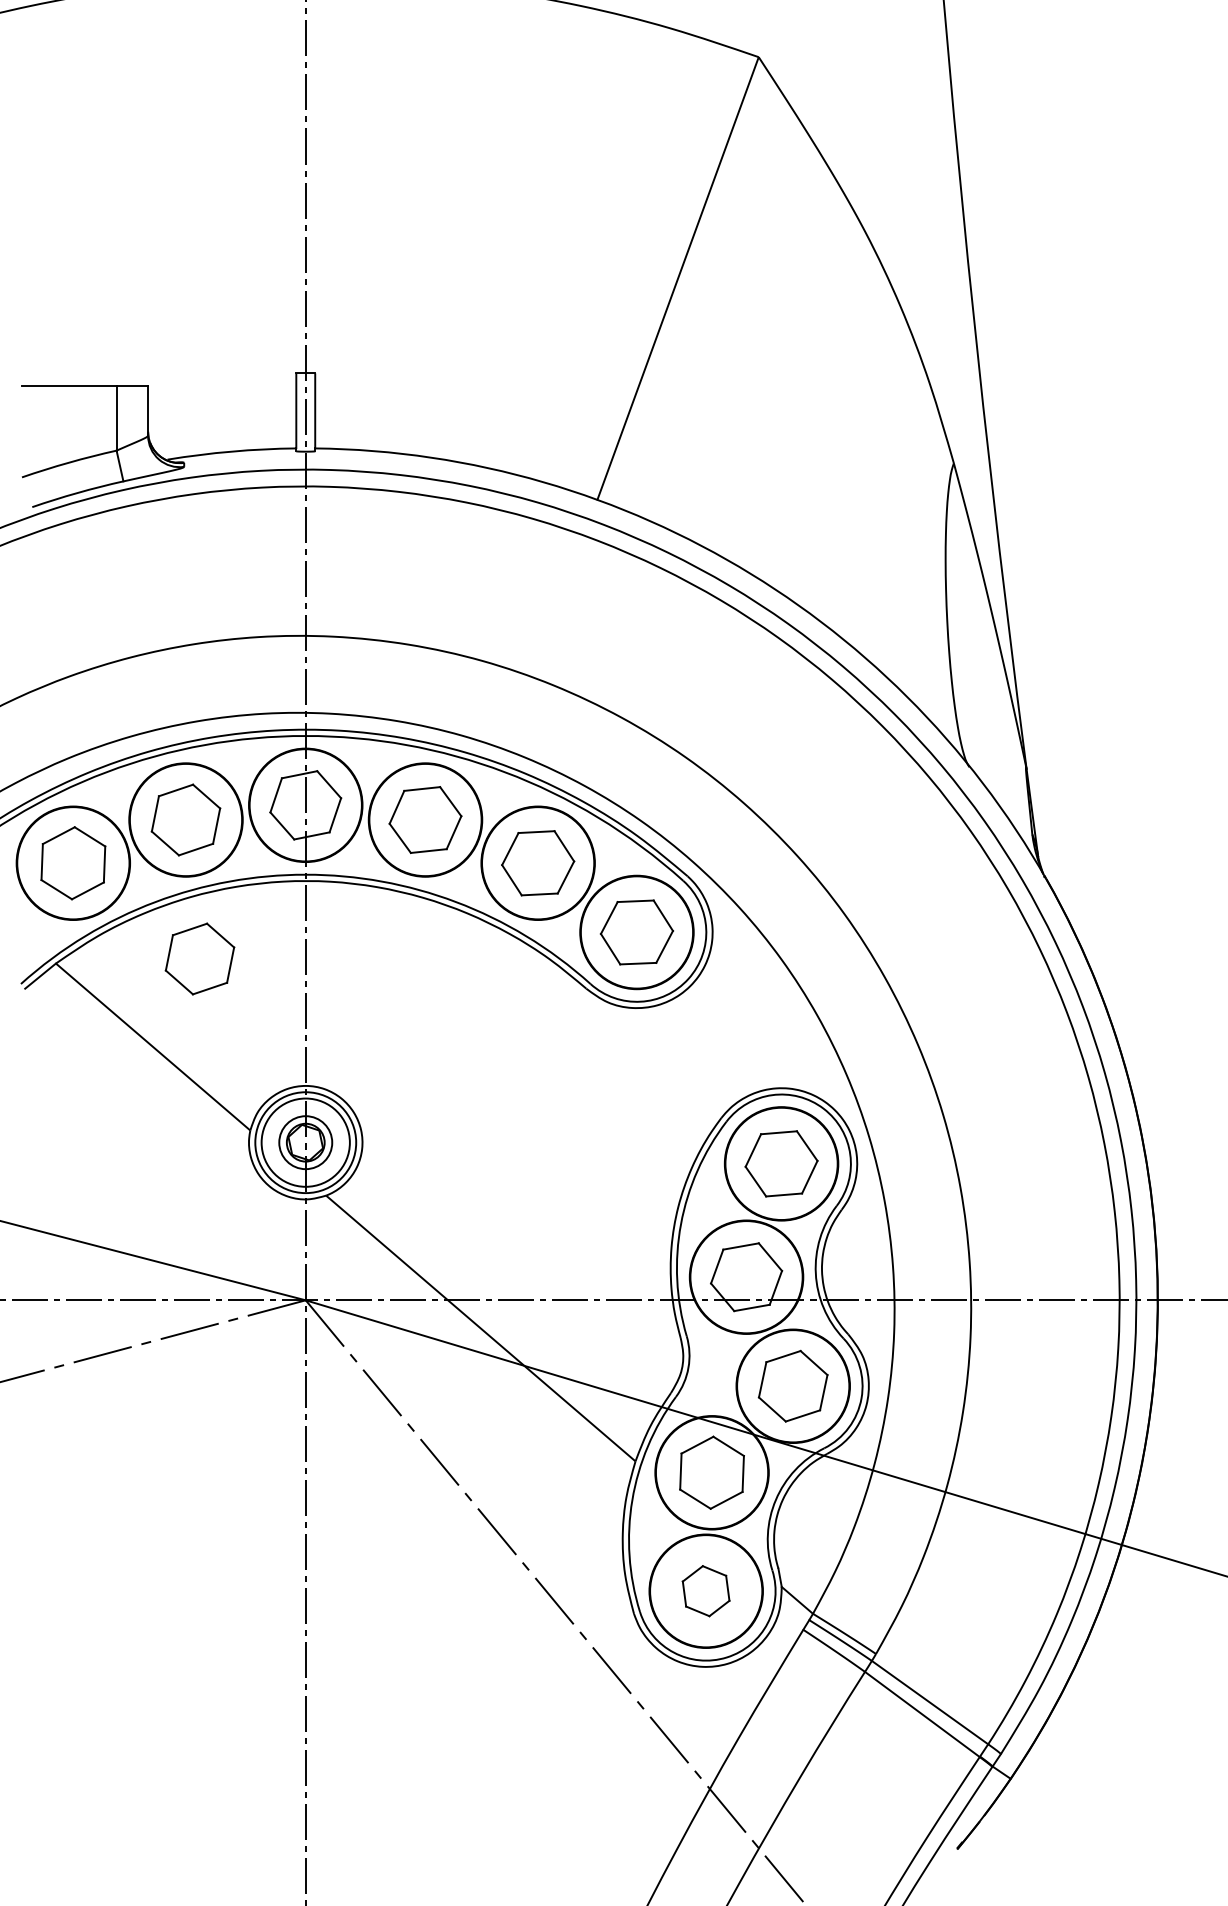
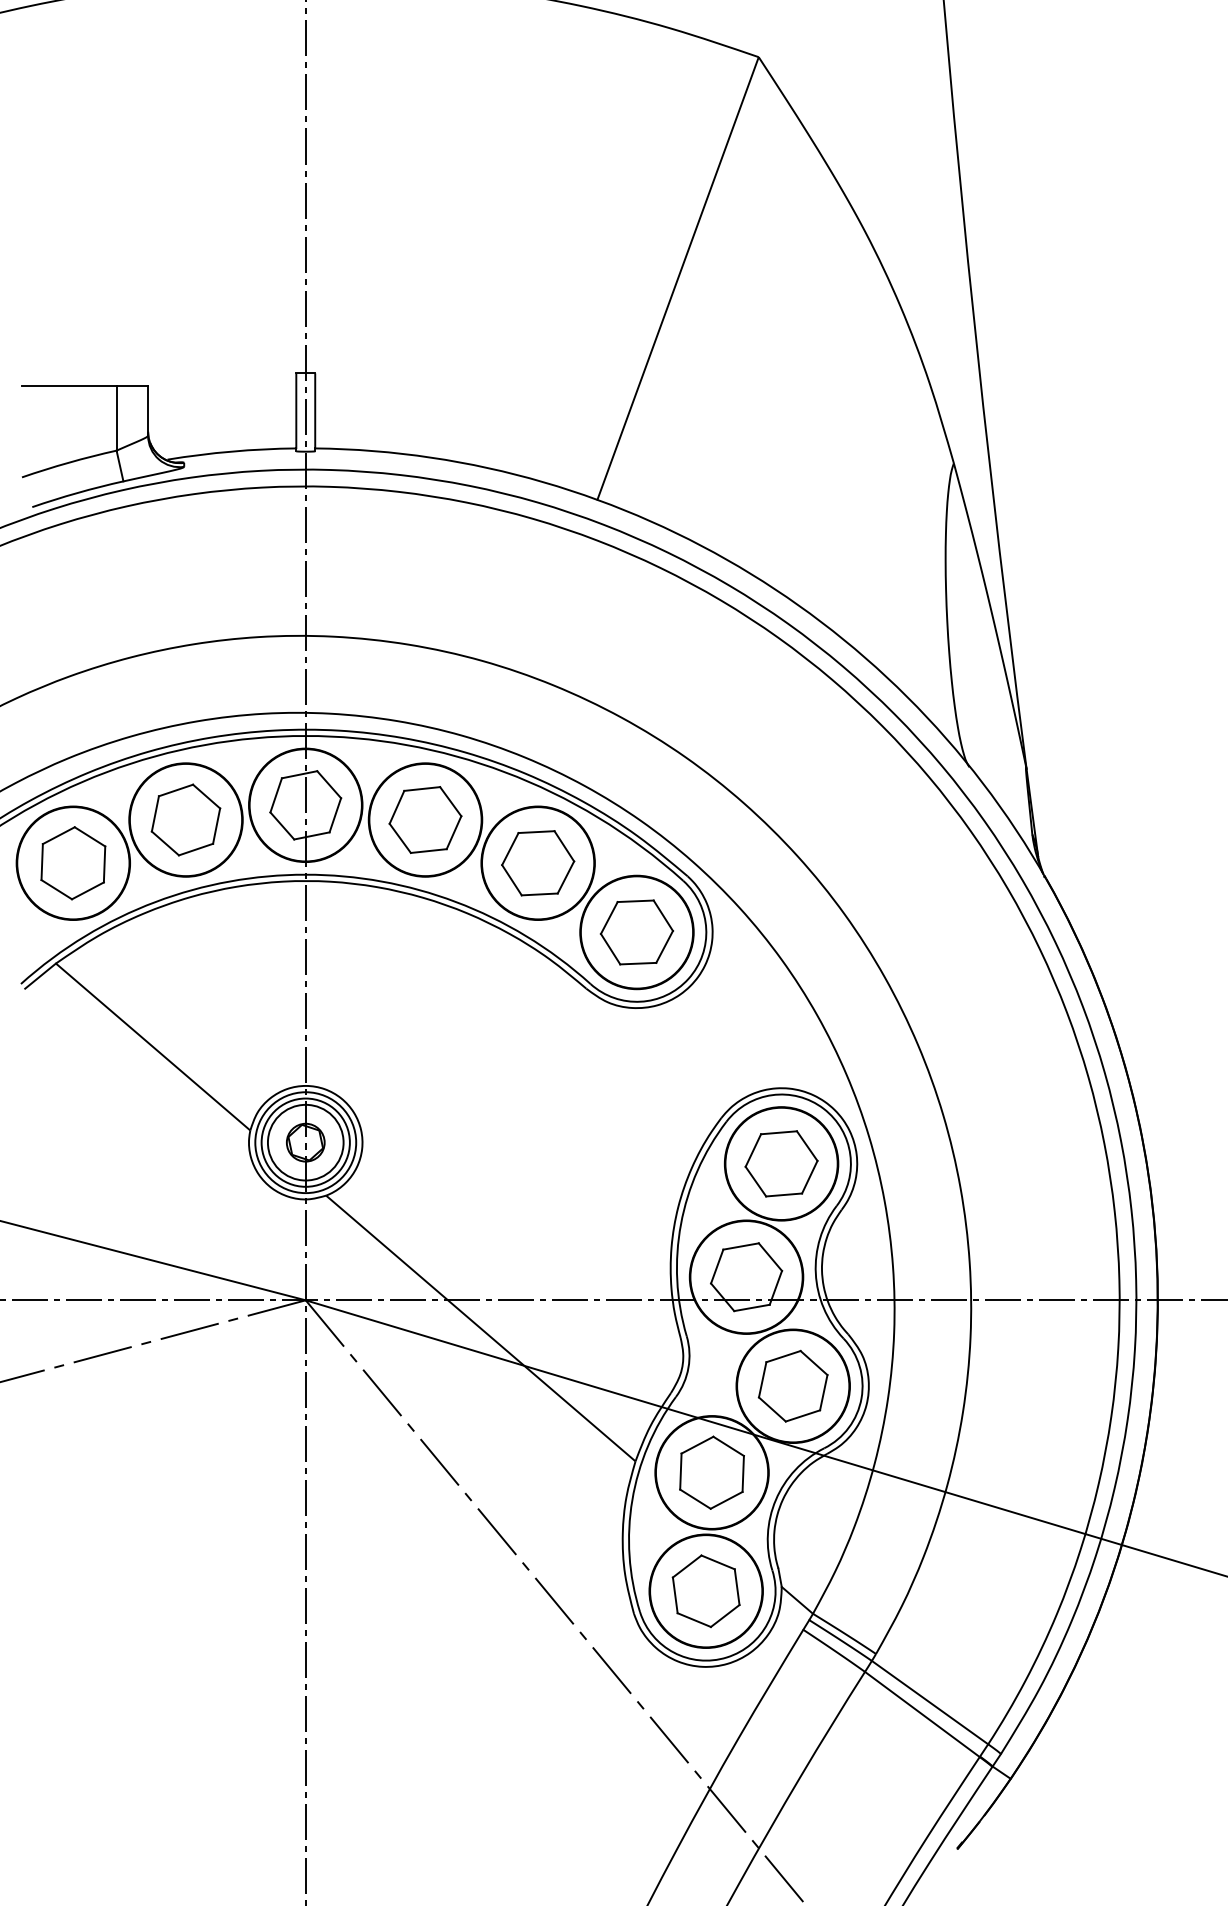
part: present -> none (199, 958)
circle diameter: 53 px -> 76 px (305, 1142)
part size: 50x53 px -> 70x74 px (705, 1590)
